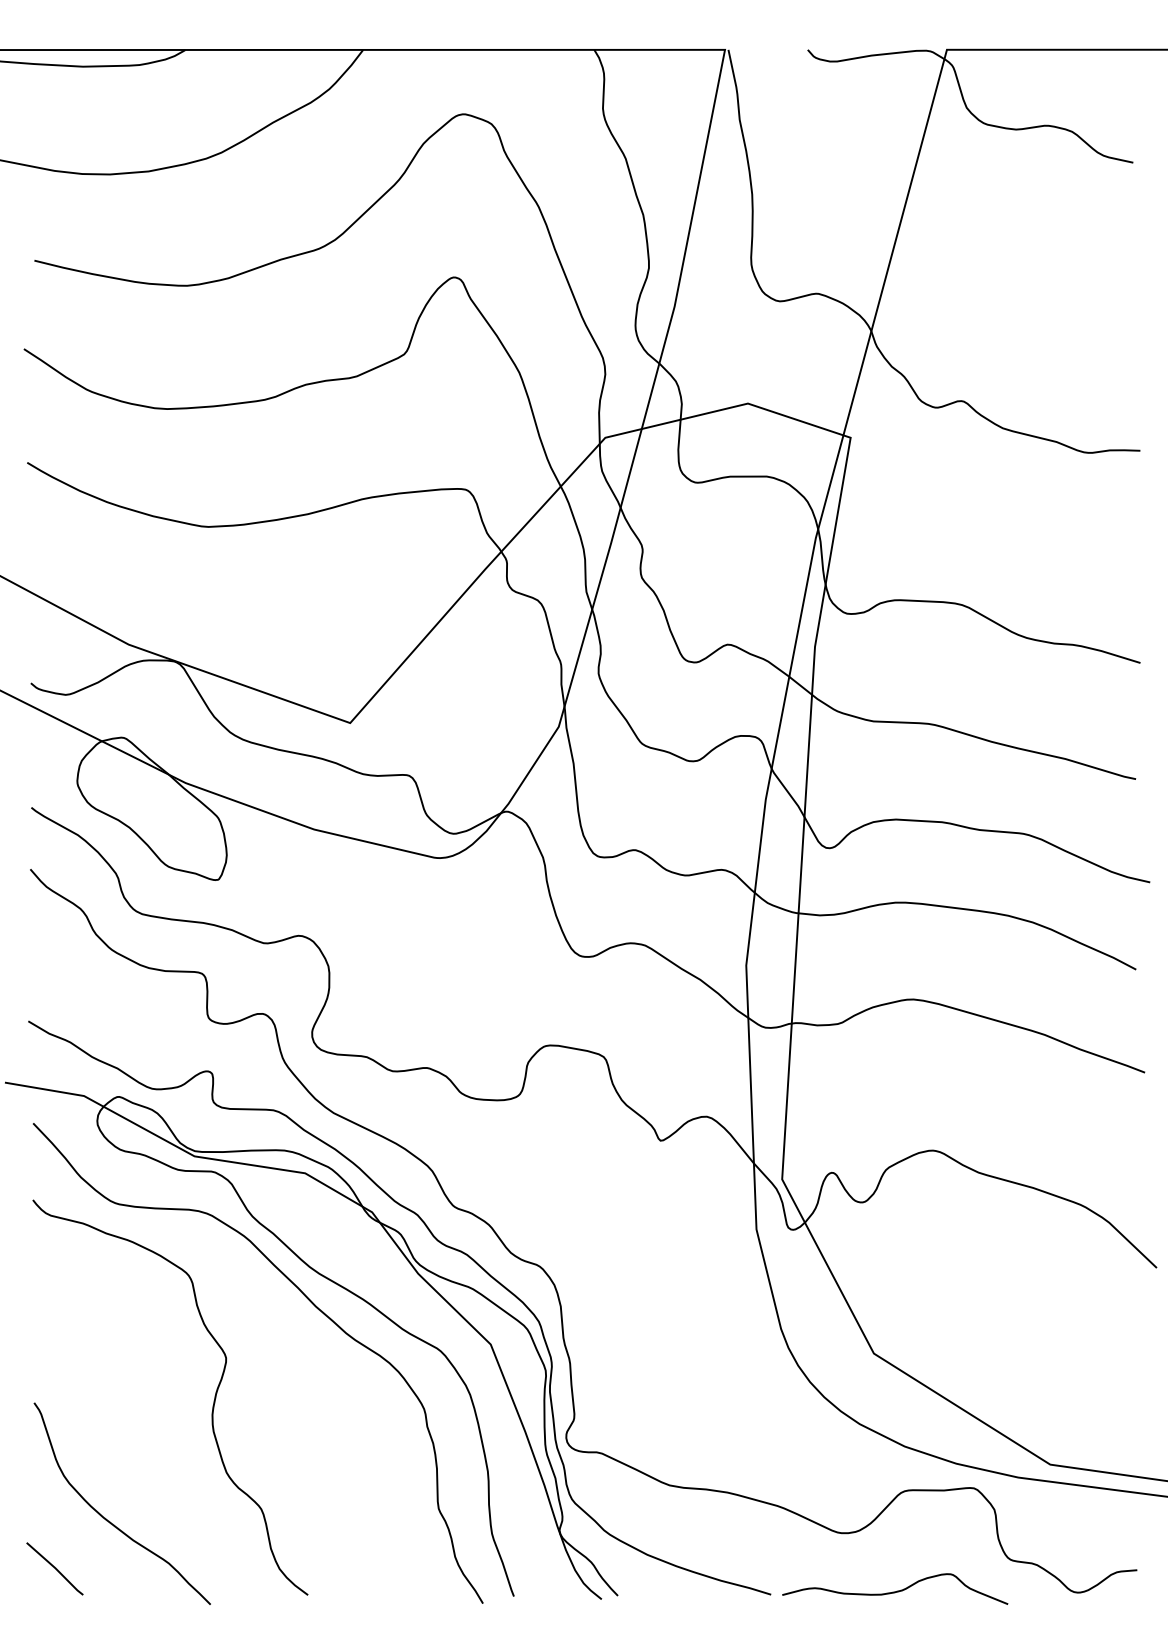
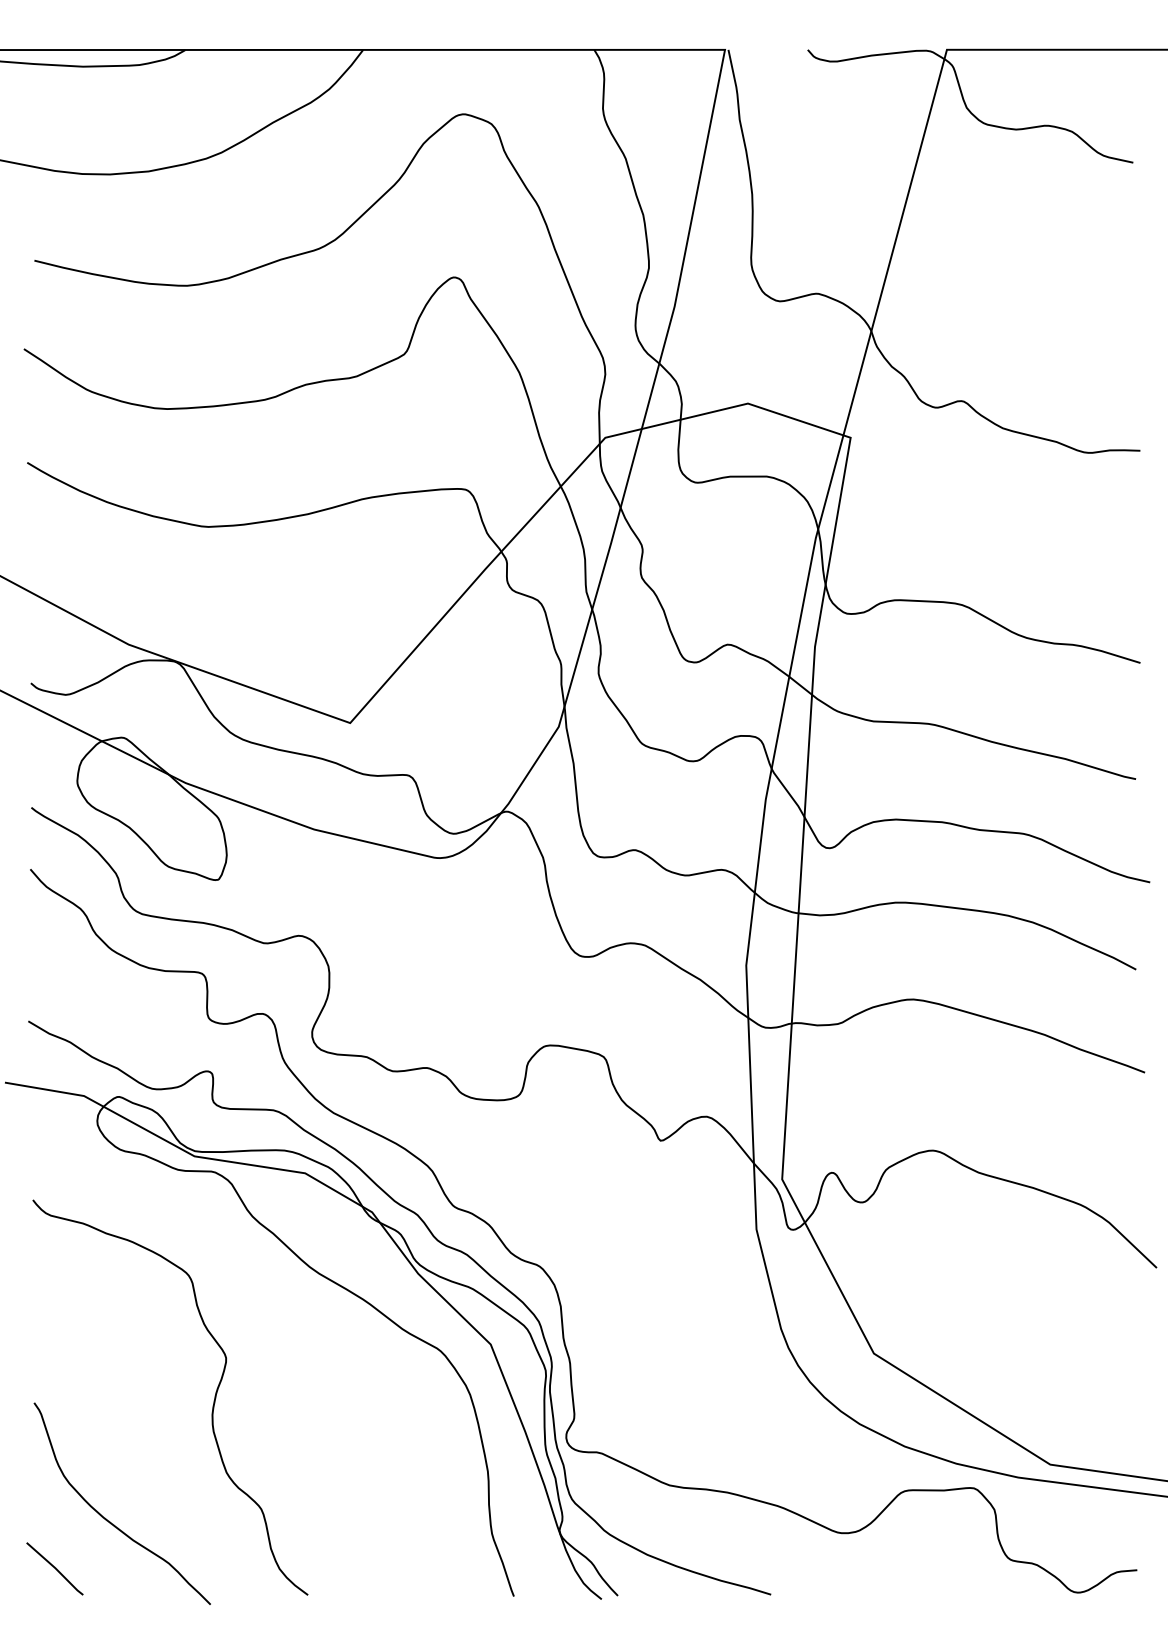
curve: present -> none (314, 1306)
curve: present -> none (897, 1590)
